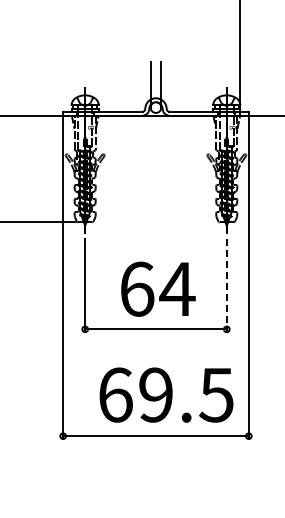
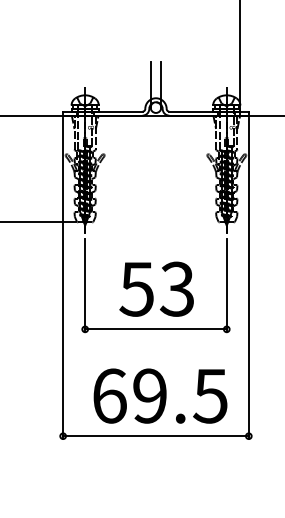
line: dashed -> solid (226, 285)
text: 64 -> 53 (157, 288)
text position: (166, 394) -> (160, 395) (160, 395)
